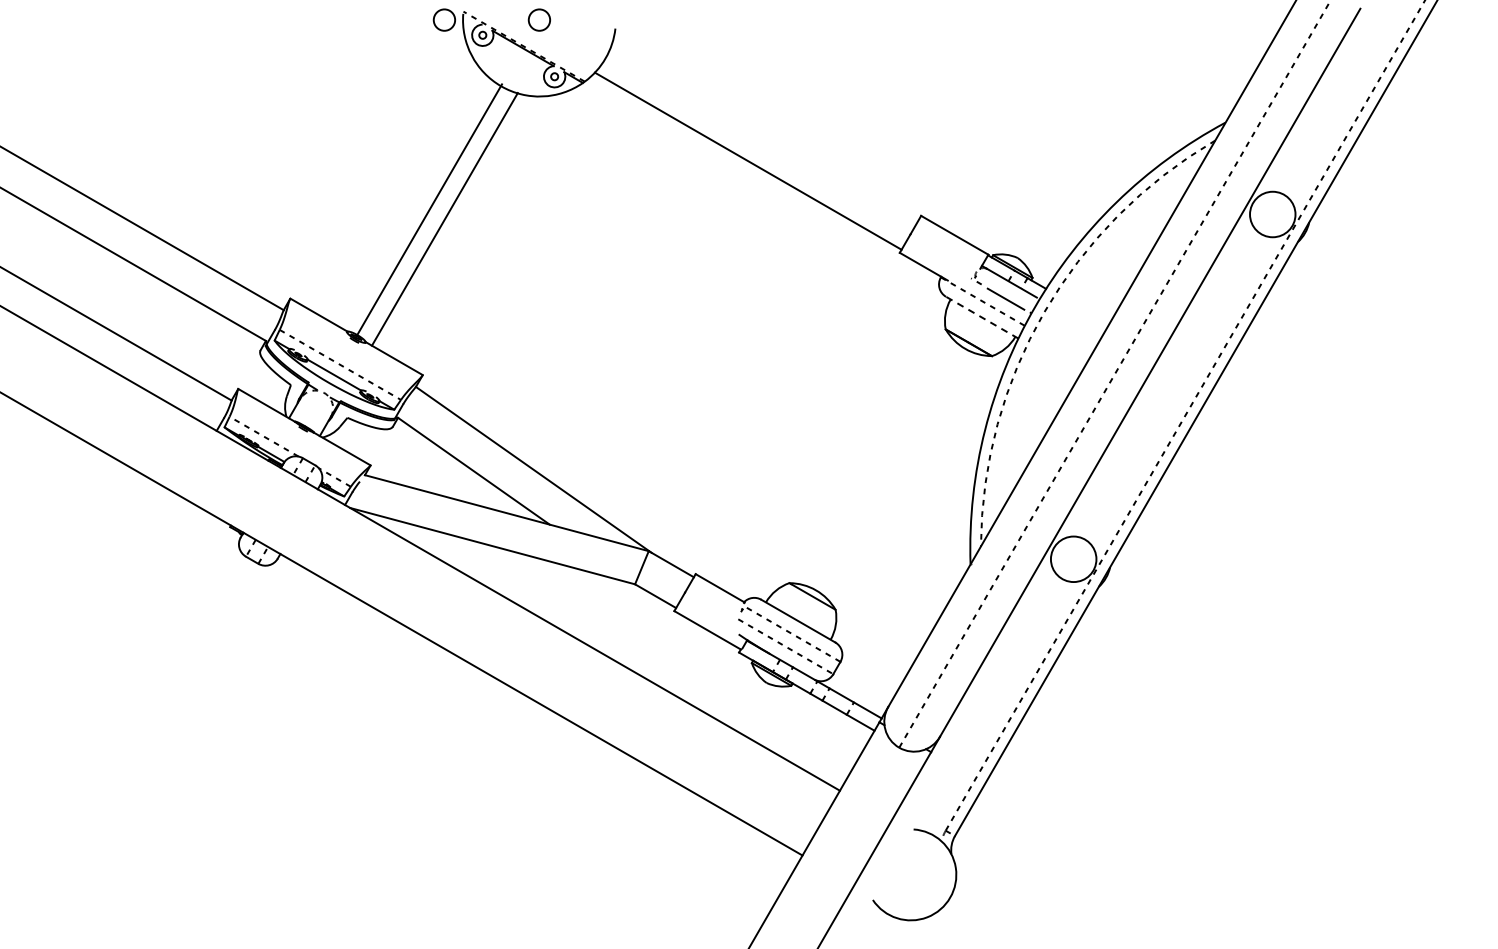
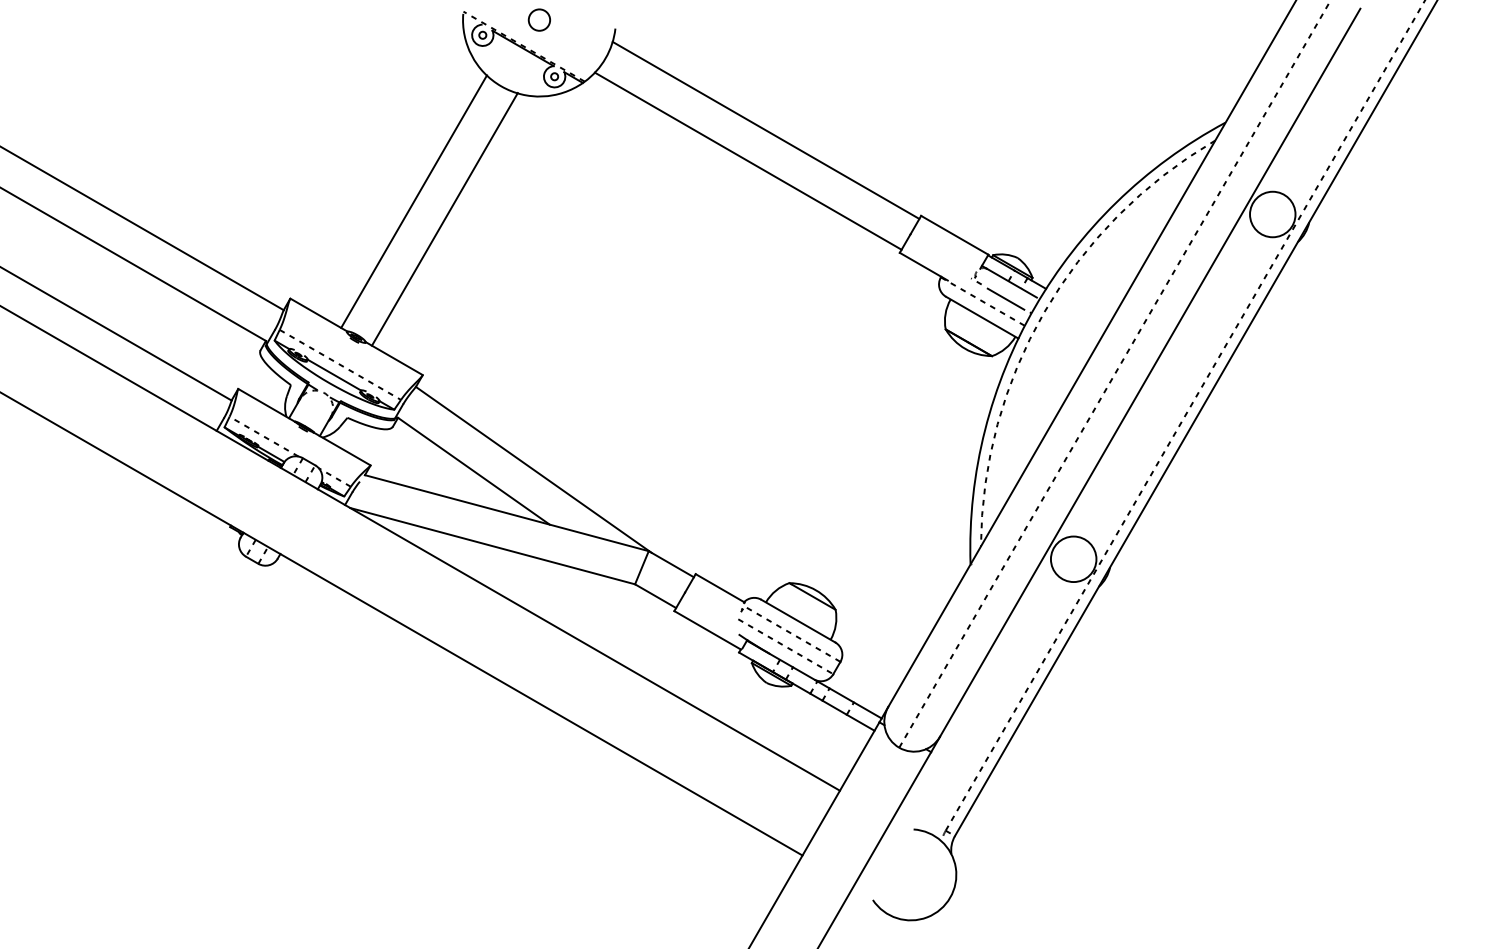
circle: present -> none (443, 19)
line: none -> present (765, 129)
line position: (429, 210) -> (414, 201) (414, 201)
line: dashed -> solid (982, 317)
